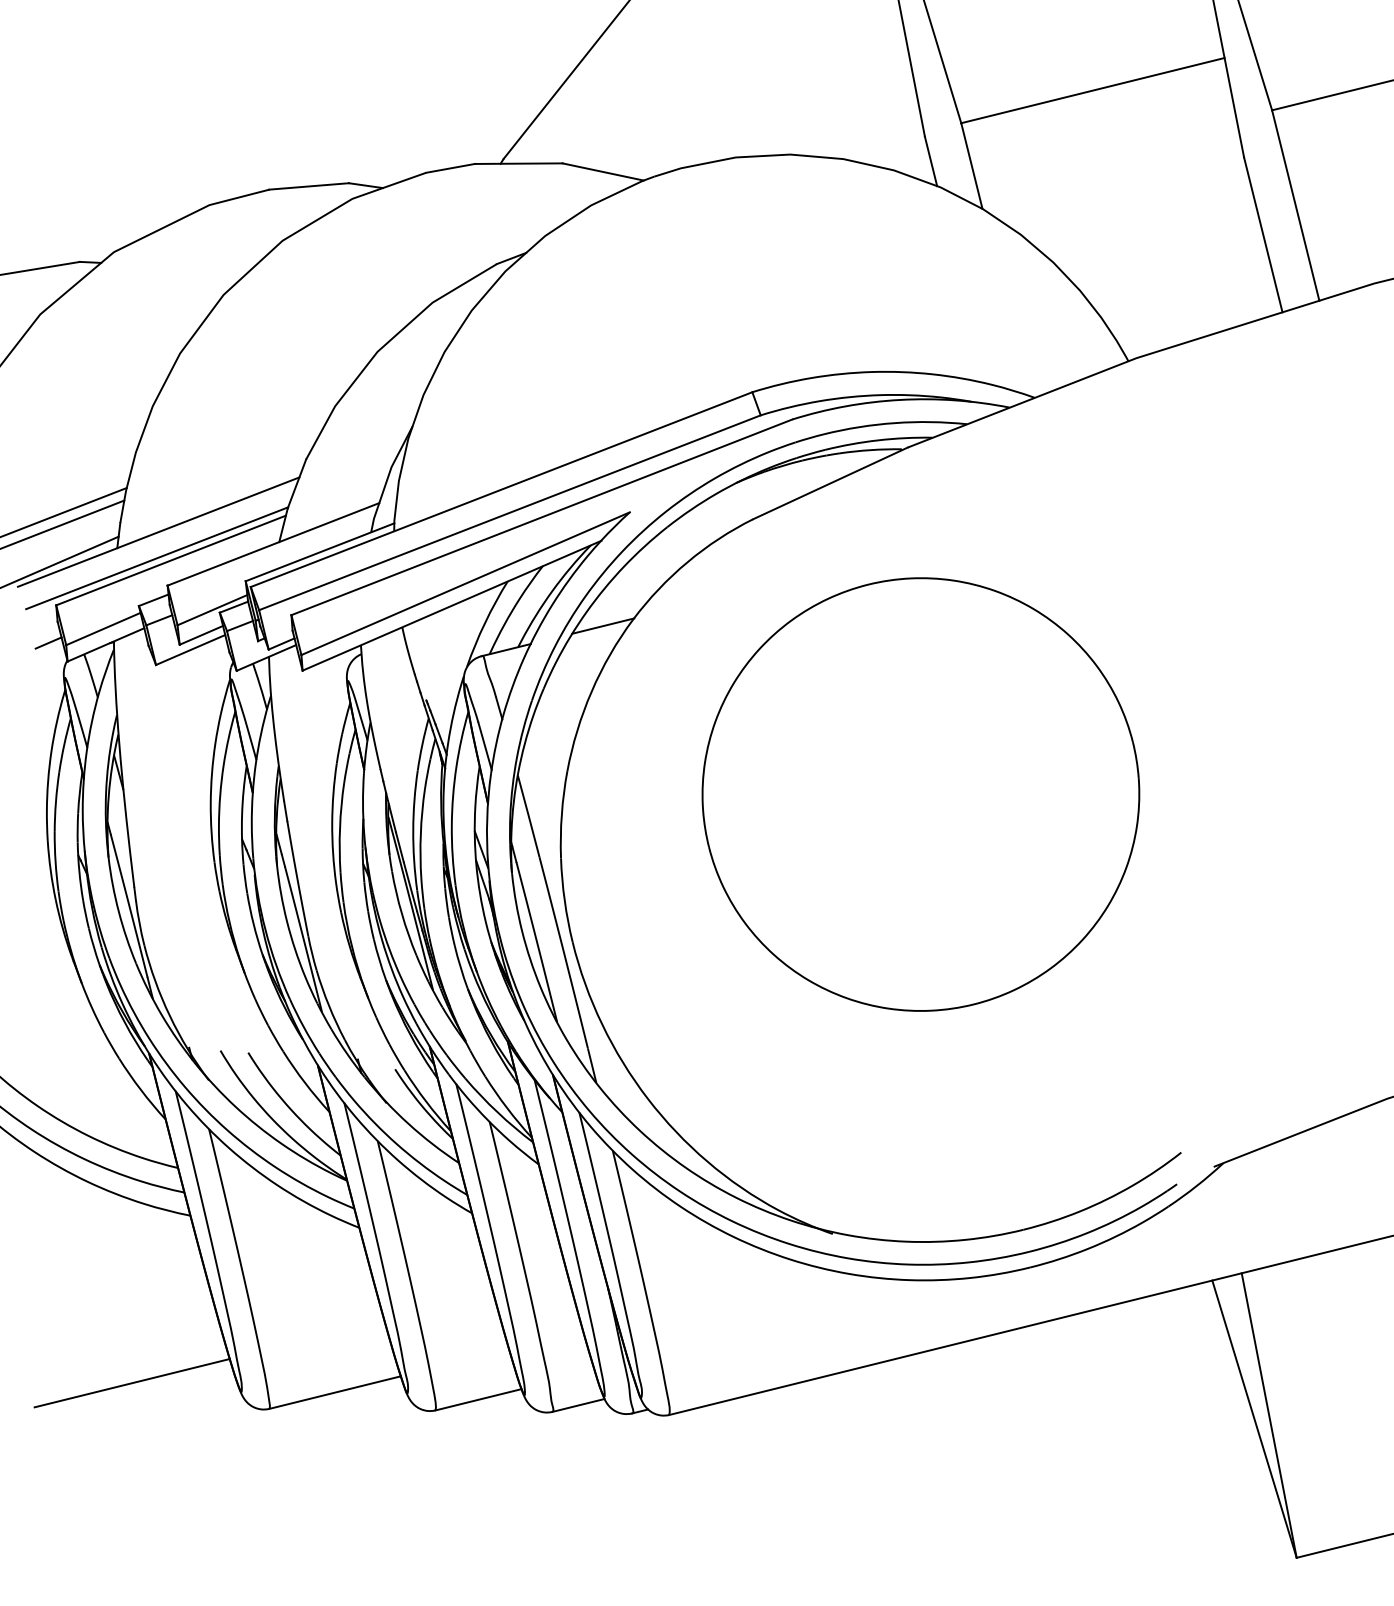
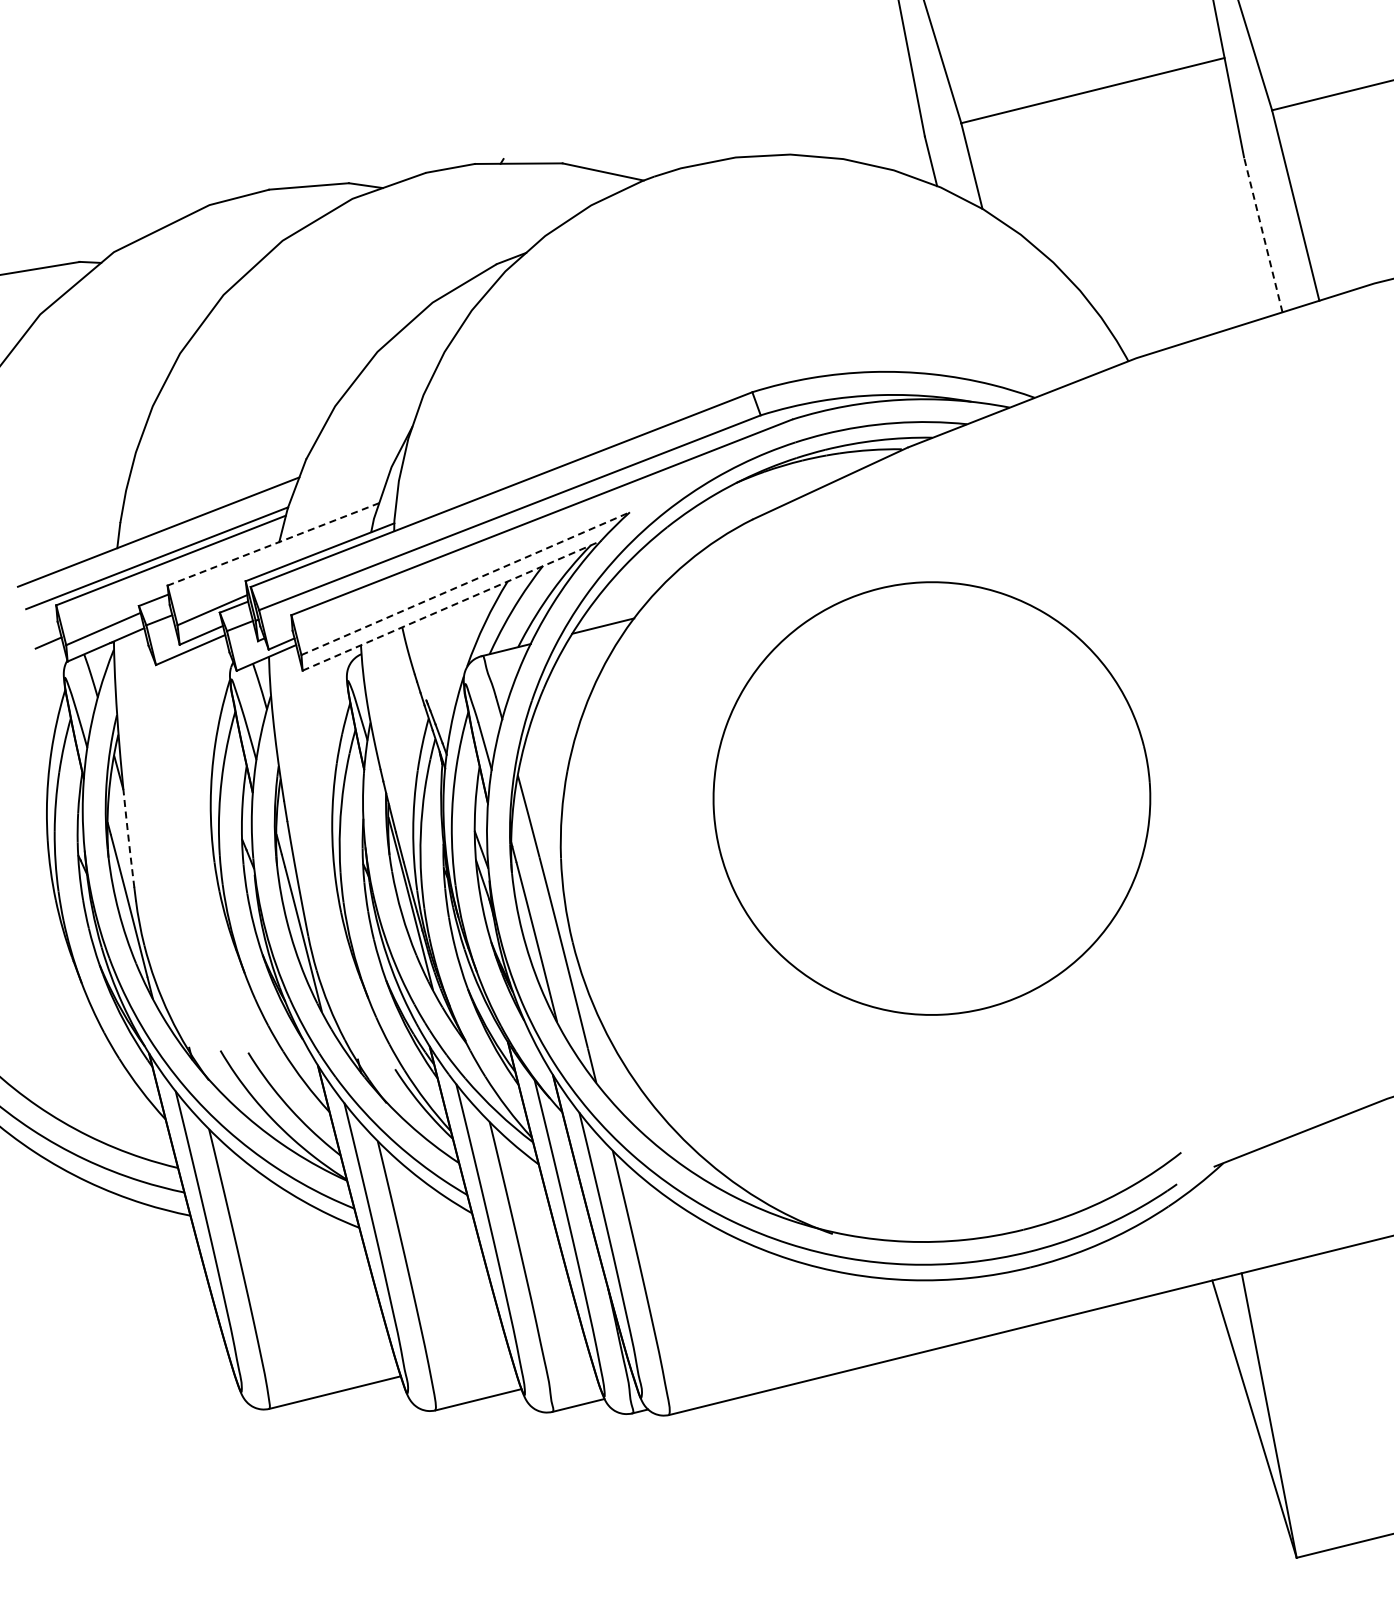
line: present -> none (565, 80)
line: solid -> dashed (1263, 234)
line: present -> none (64, 511)
line: present -> none (63, 524)
line: solid -> dashed (273, 544)
line: present -> none (60, 561)
line: solid -> dashed (466, 583)
line: solid -> dashed (452, 605)
part position: (920, 794) -> (931, 798) (931, 798)
line: solid -> dashed (128, 838)
line: present -> none (131, 1383)
